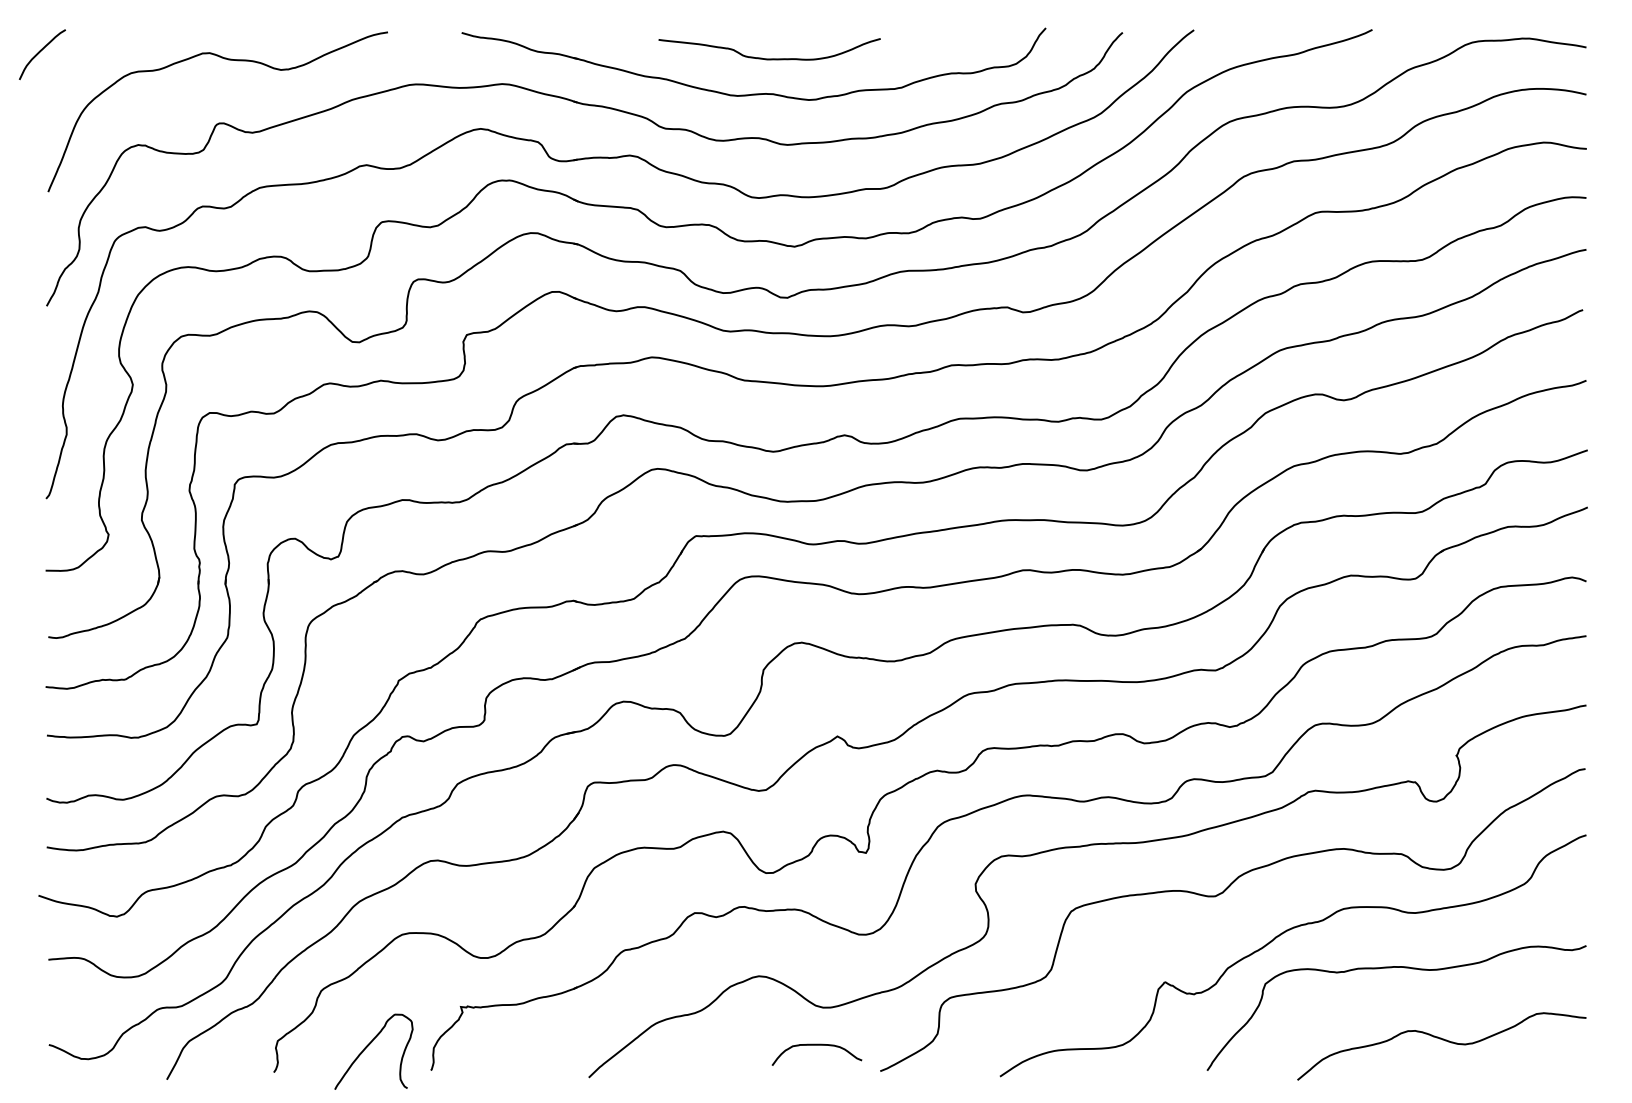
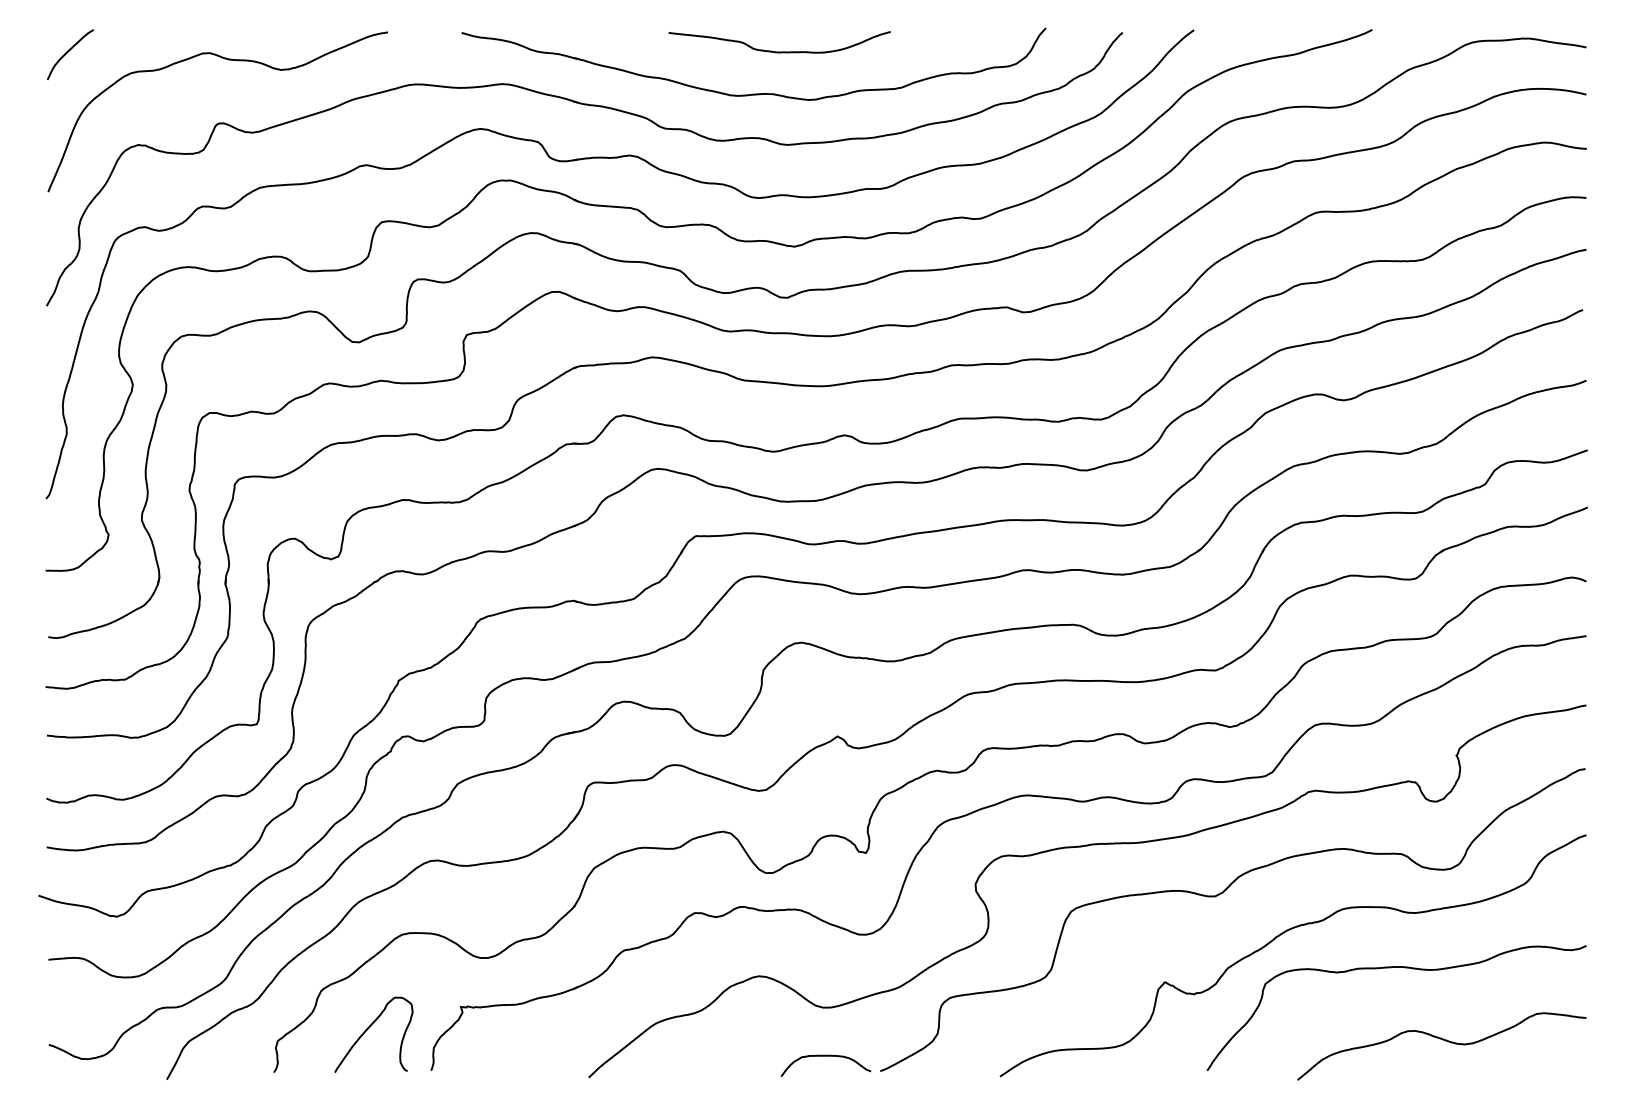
curve position: (40, 52) -> (68, 52) (68, 52)
curve position: (769, 58) -> (779, 51) (779, 51)
curve position: (816, 1045) -> (825, 1056) (825, 1056)
curve position: (368, 1046) -> (368, 1029) (368, 1029)
